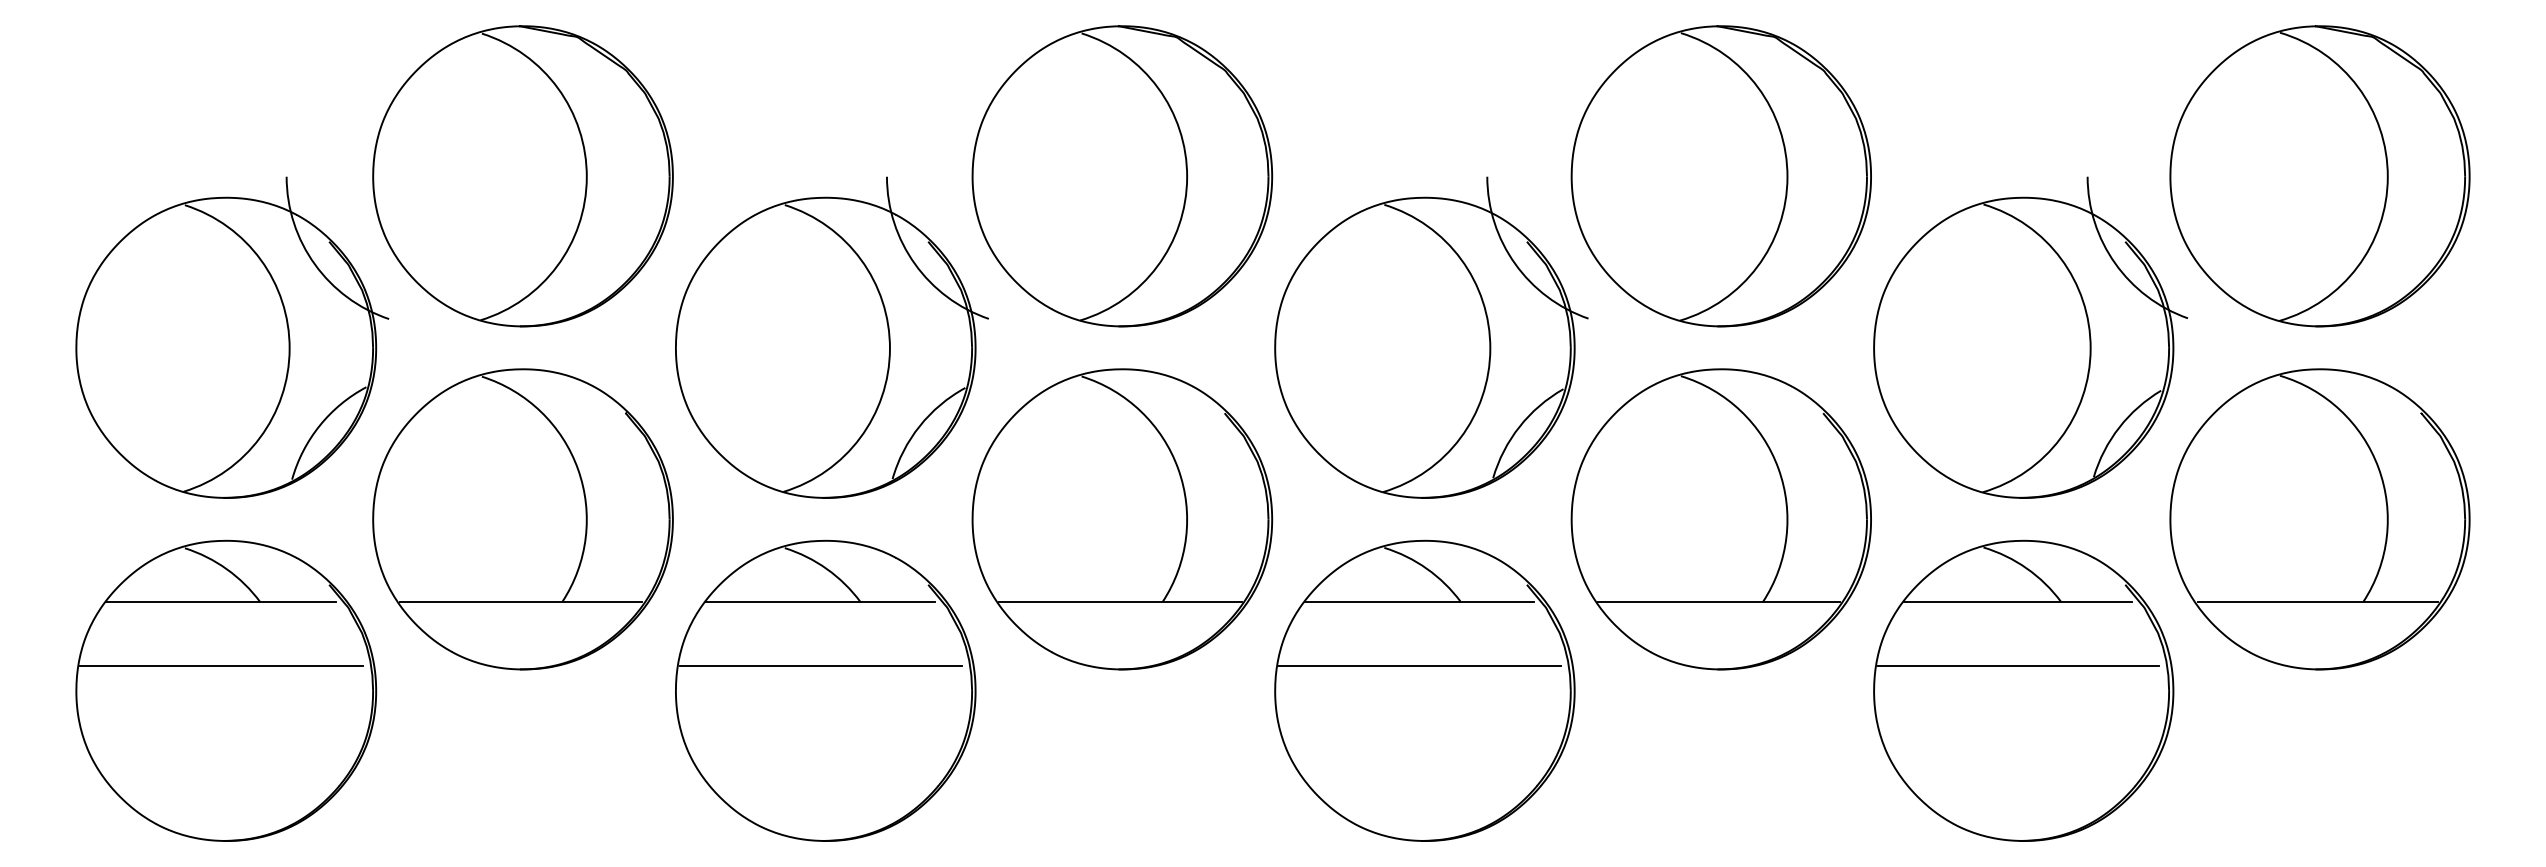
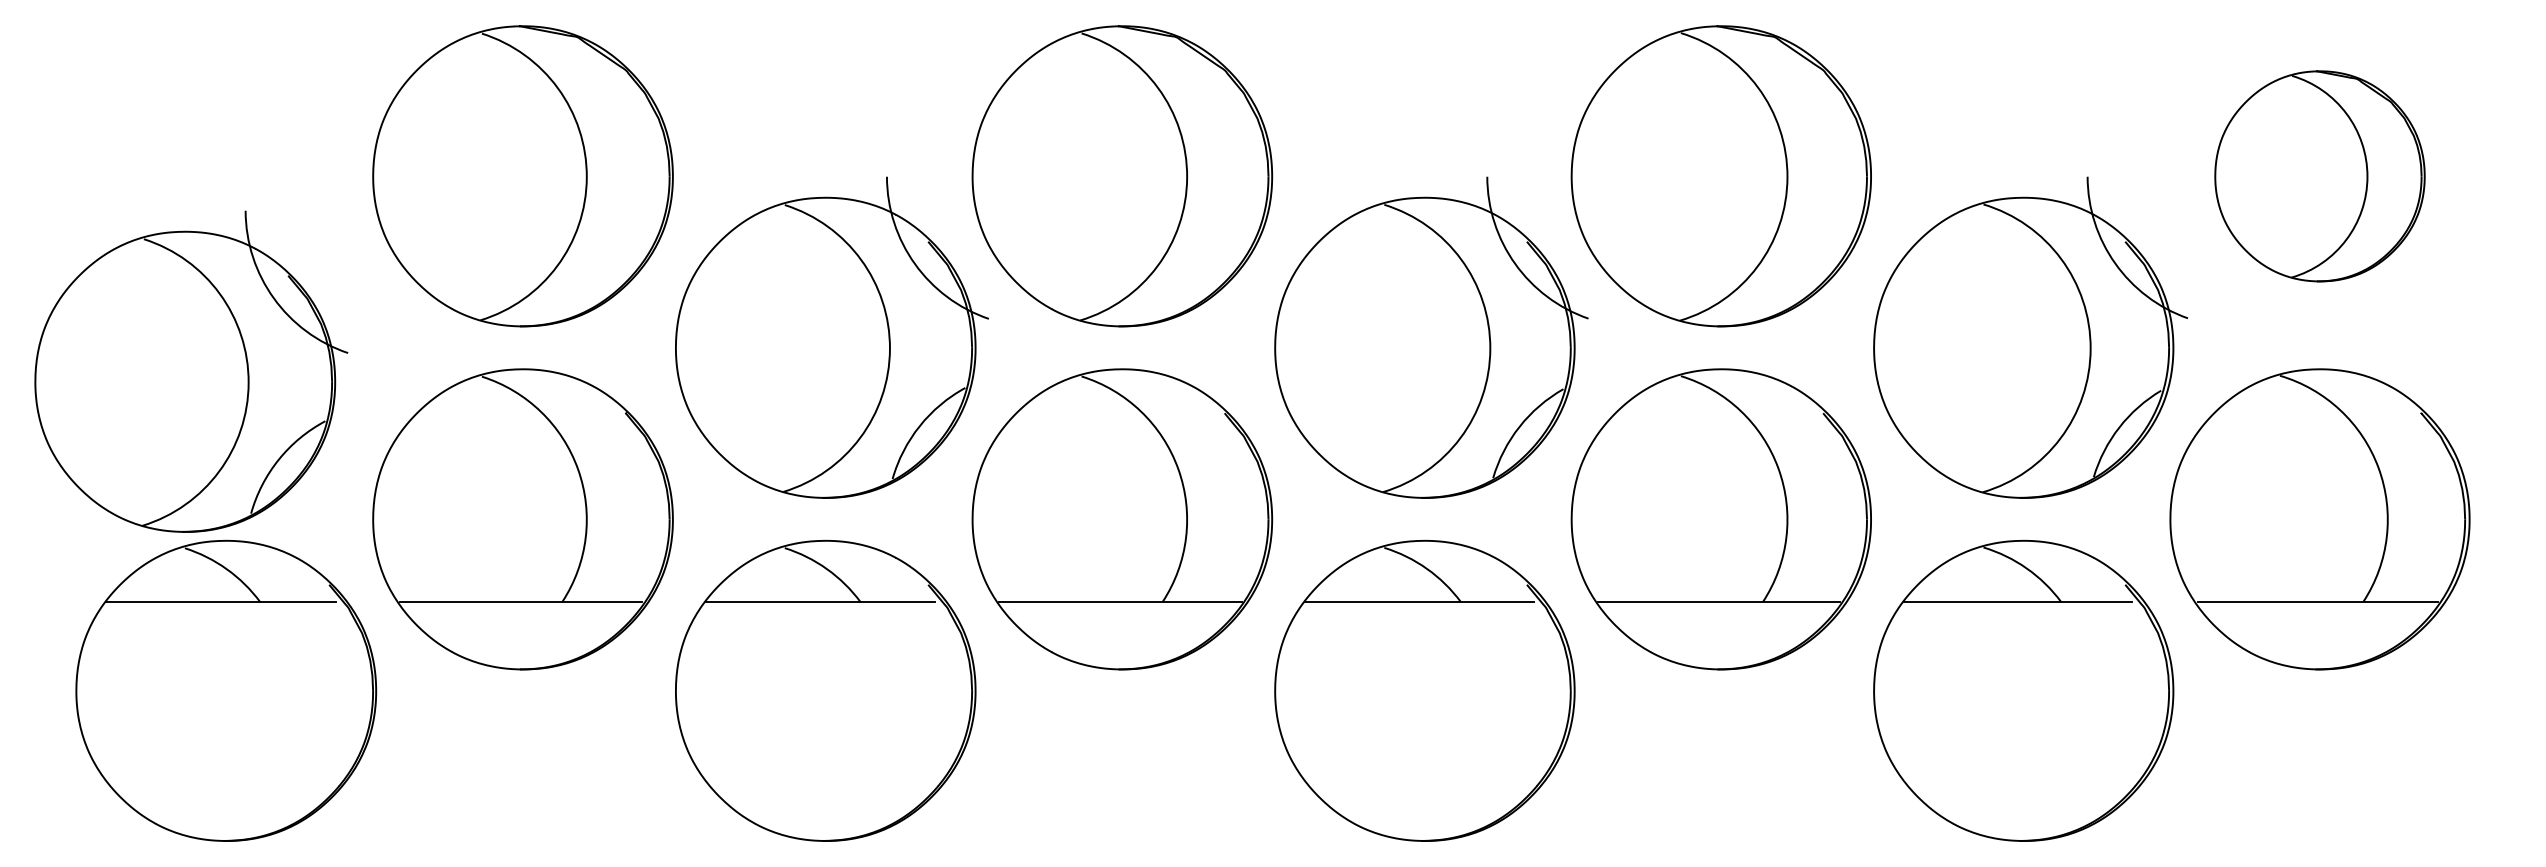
part size: 302x303 px -> 212x213 px (2319, 176)
part position: (232, 337) -> (191, 371) (191, 371)
line: present -> none (221, 666)
line: present -> none (820, 666)
line: present -> none (1419, 666)
line: present -> none (2017, 666)
